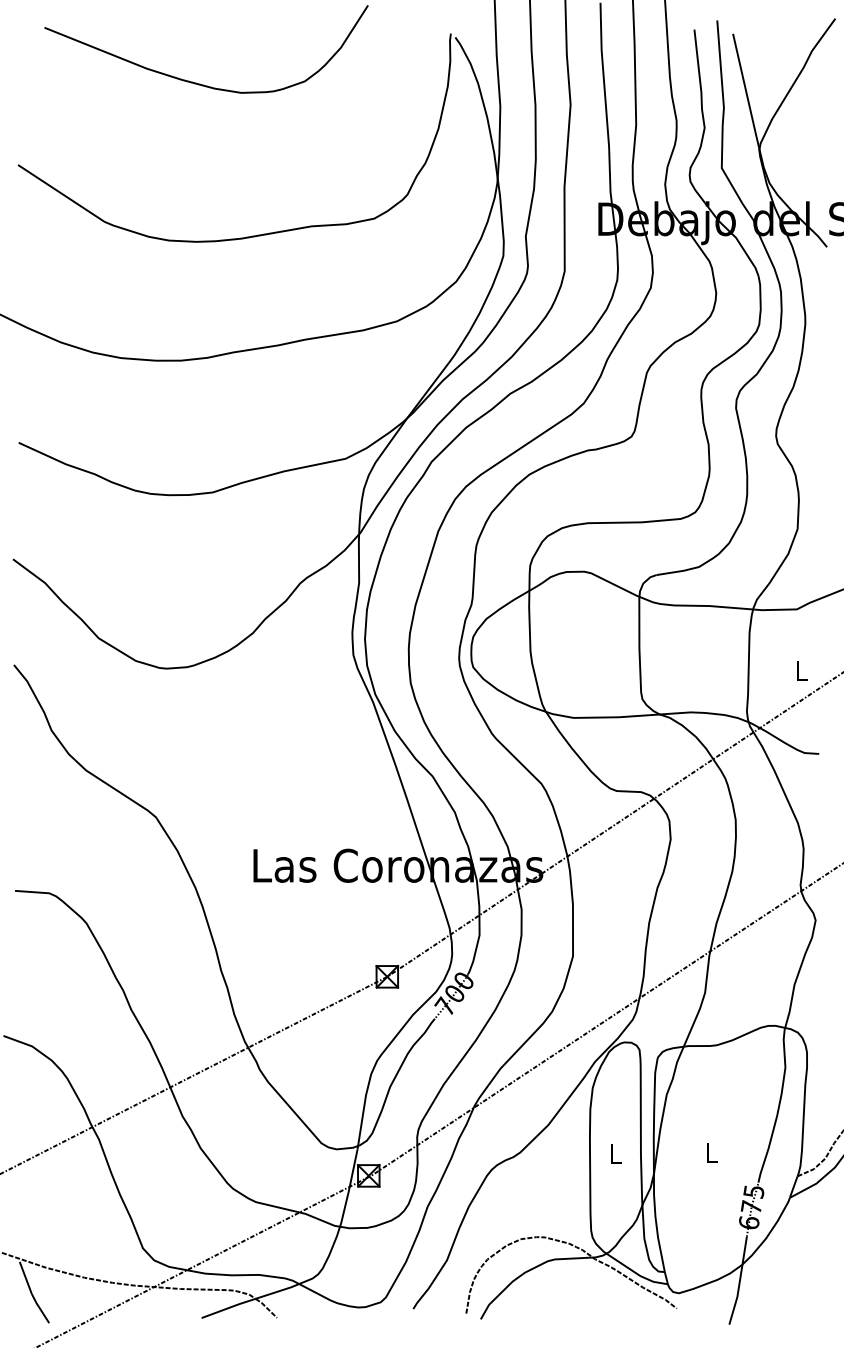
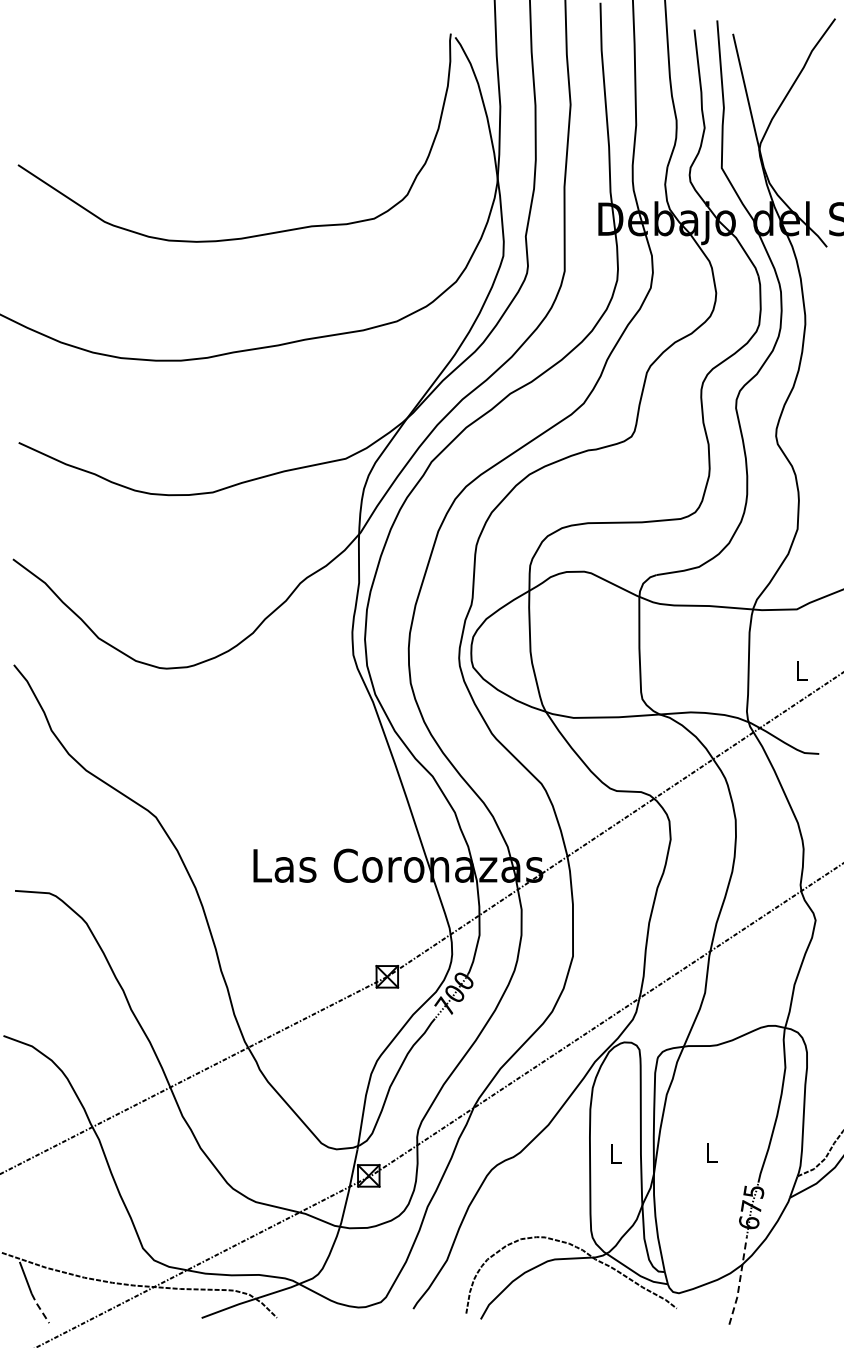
curve: present -> none (196, 82)
line: solid -> dashed (739, 1281)
line: solid -> dashed (39, 1308)
